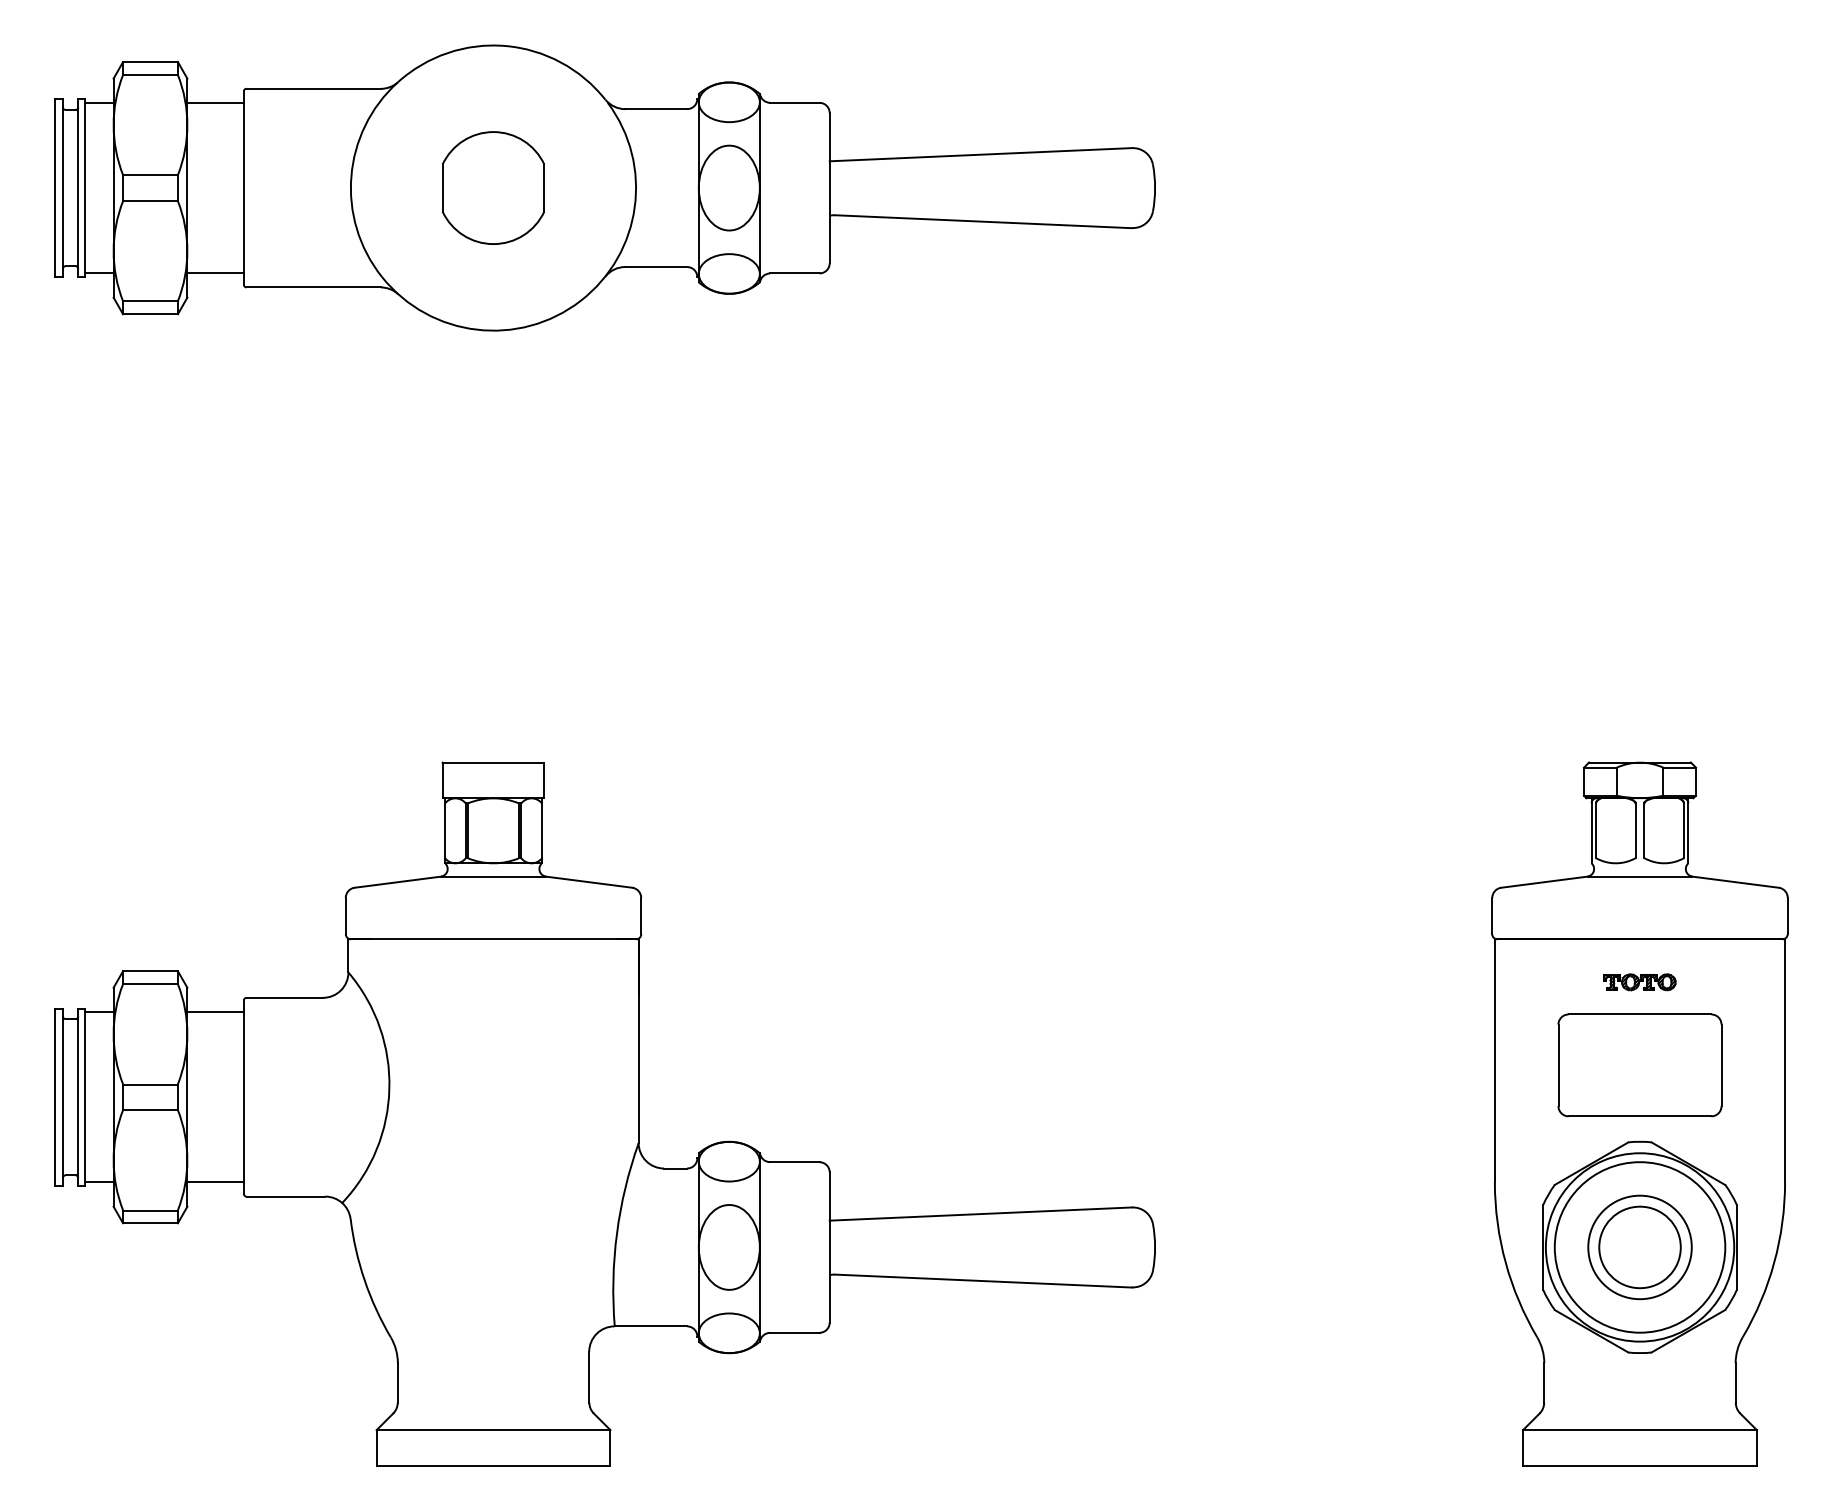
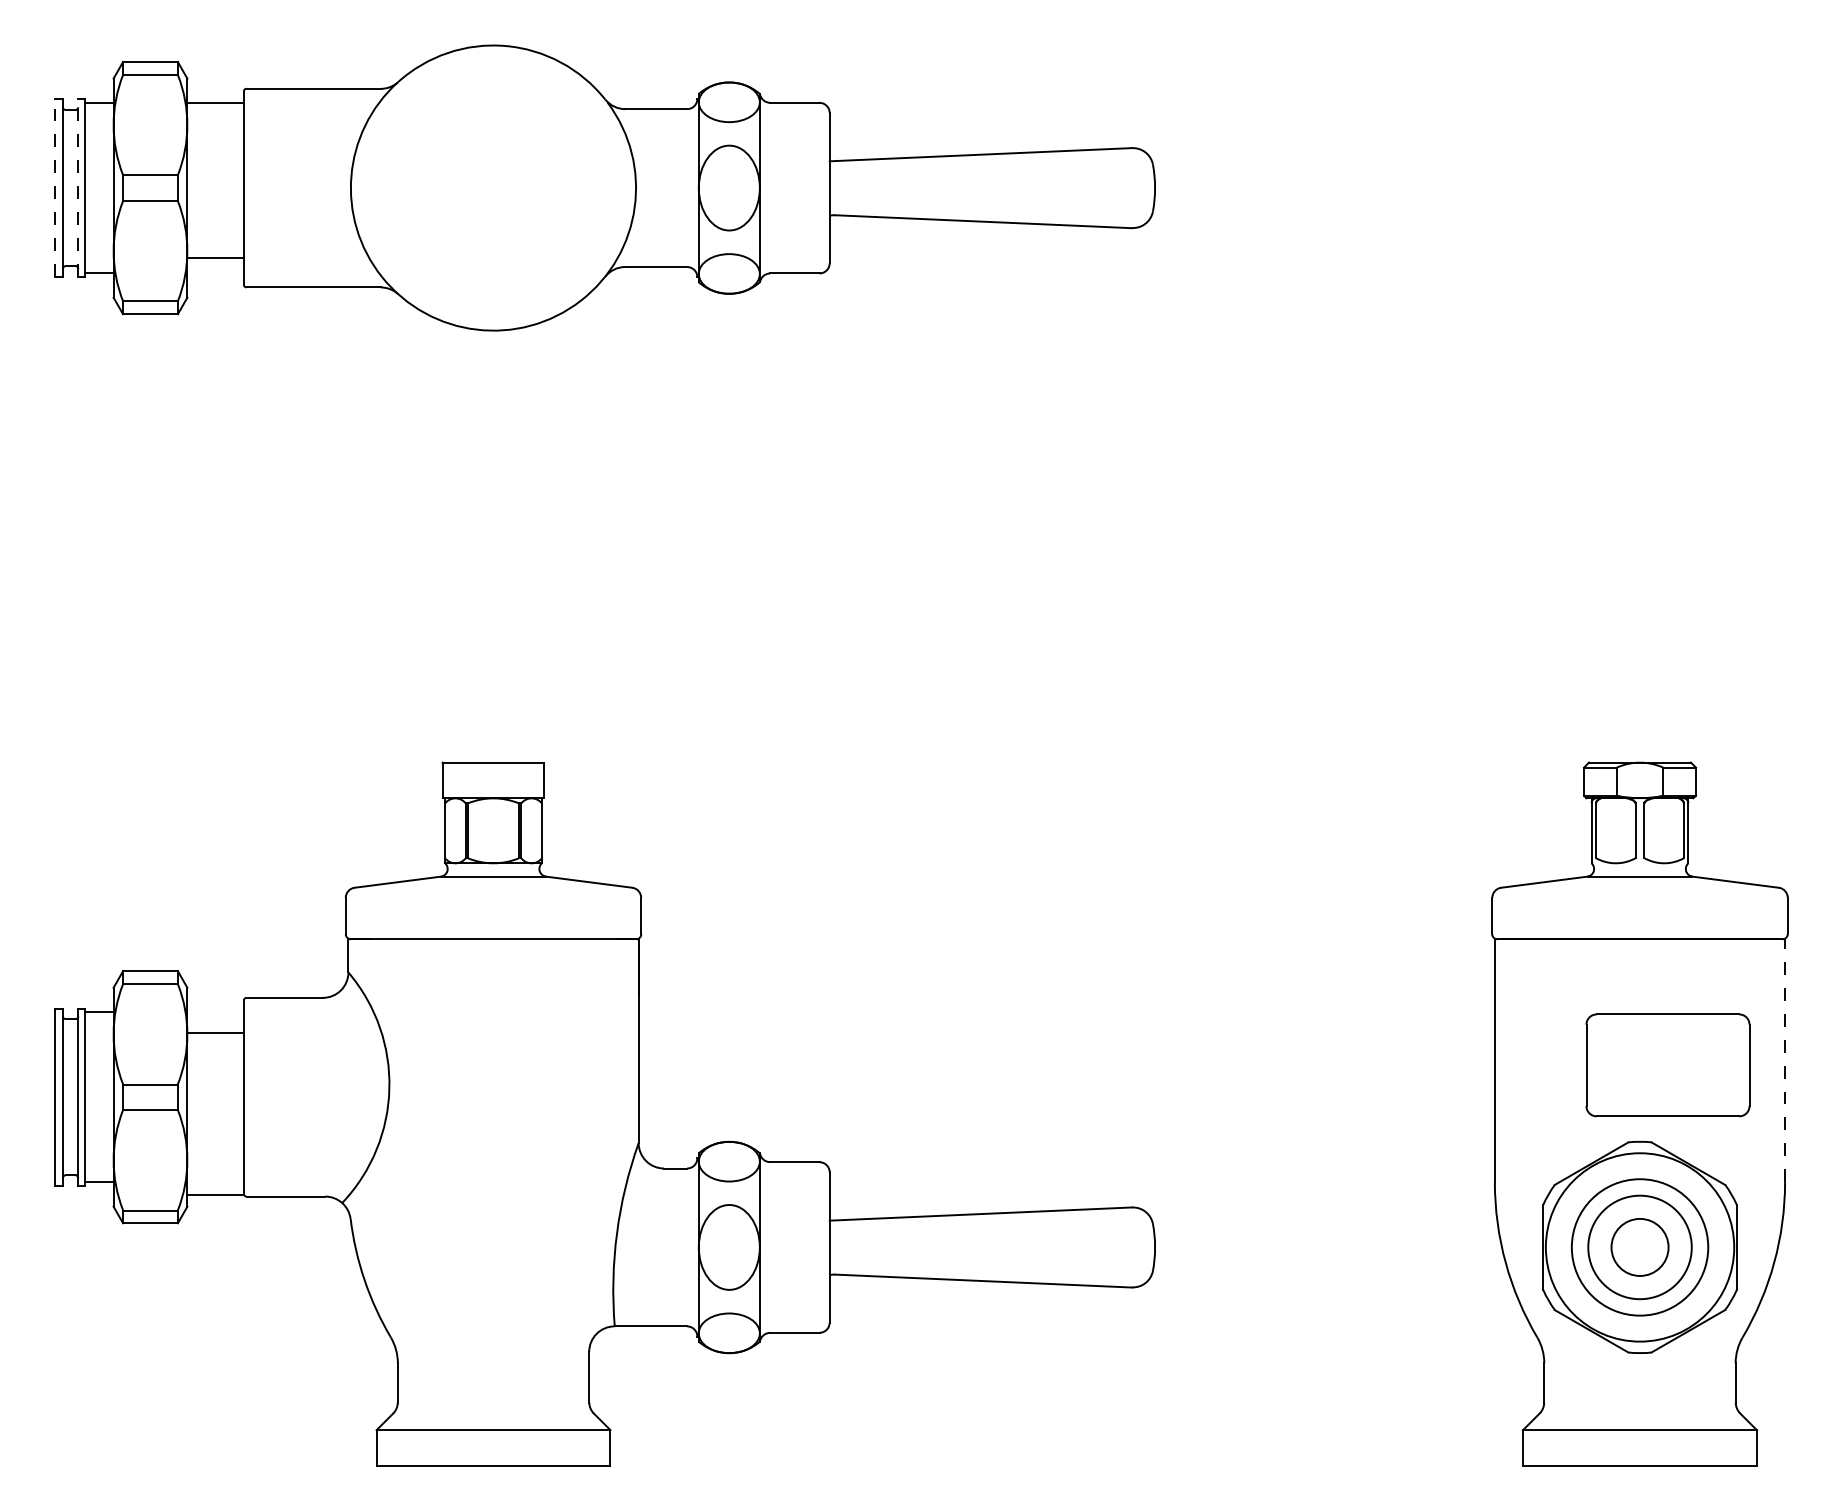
part: present -> none (493, 187)
line: solid -> dashed (55, 188)
line: solid -> dashed (78, 188)
line position: (215, 273) -> (215, 258) (215, 258)
part: present -> none (1639, 982)
line position: (215, 1011) -> (215, 1032) (215, 1032)
line: solid -> dashed (1785, 1060)
part position: (1639, 1065) -> (1667, 1065) (1667, 1065)
line position: (215, 1182) -> (215, 1195) (215, 1195)
circle diameter: 171 px -> 136 px (1639, 1247)
circle diameter: 82 px -> 57 px (1639, 1246)
